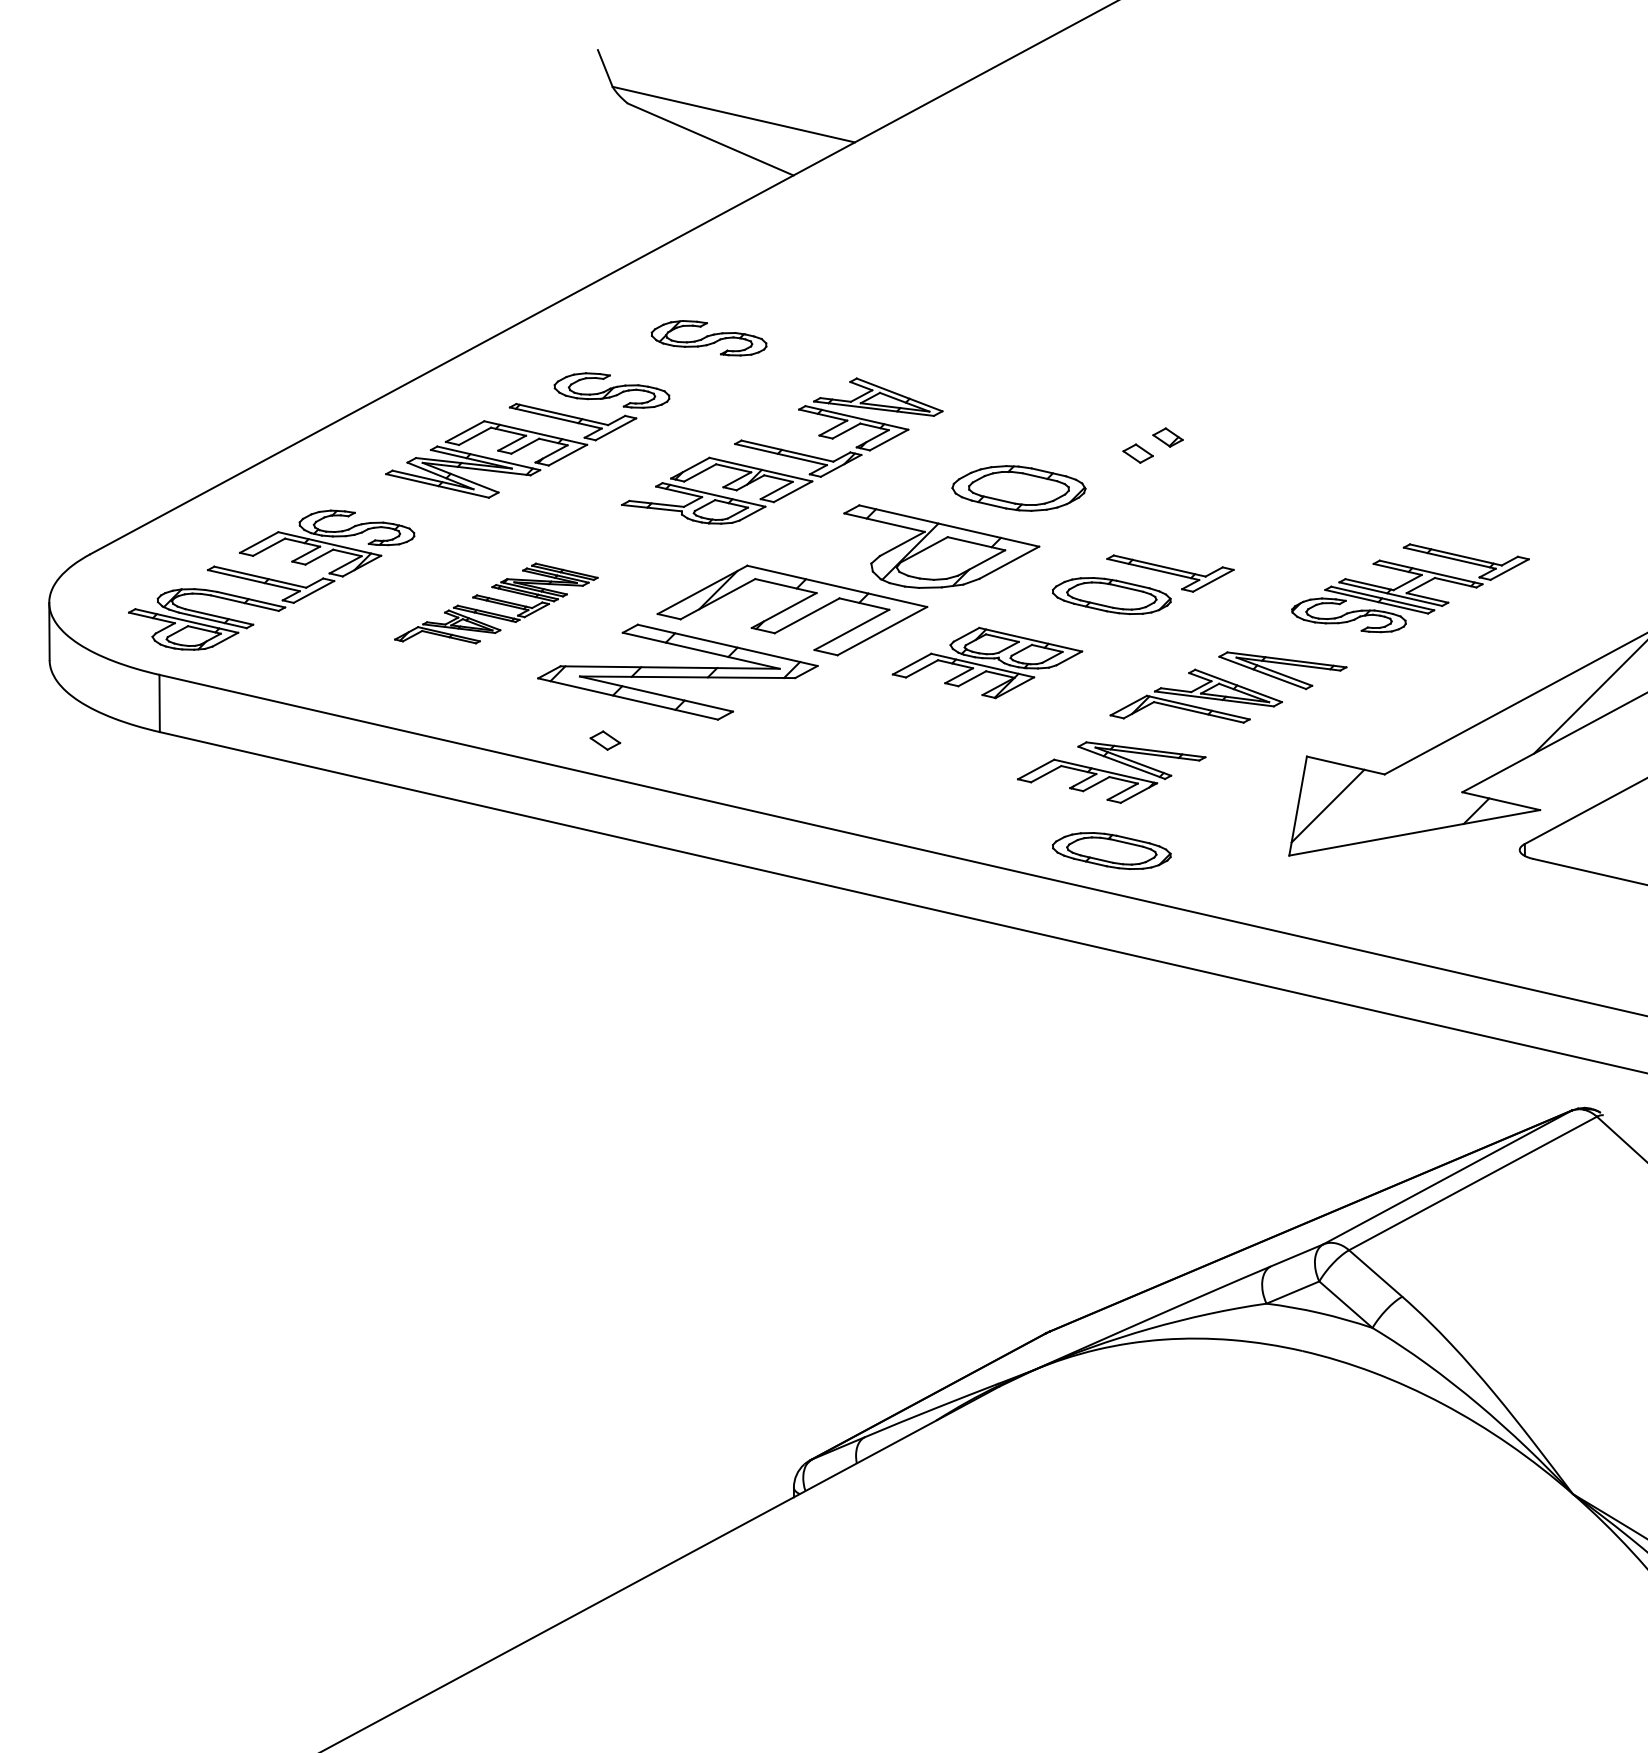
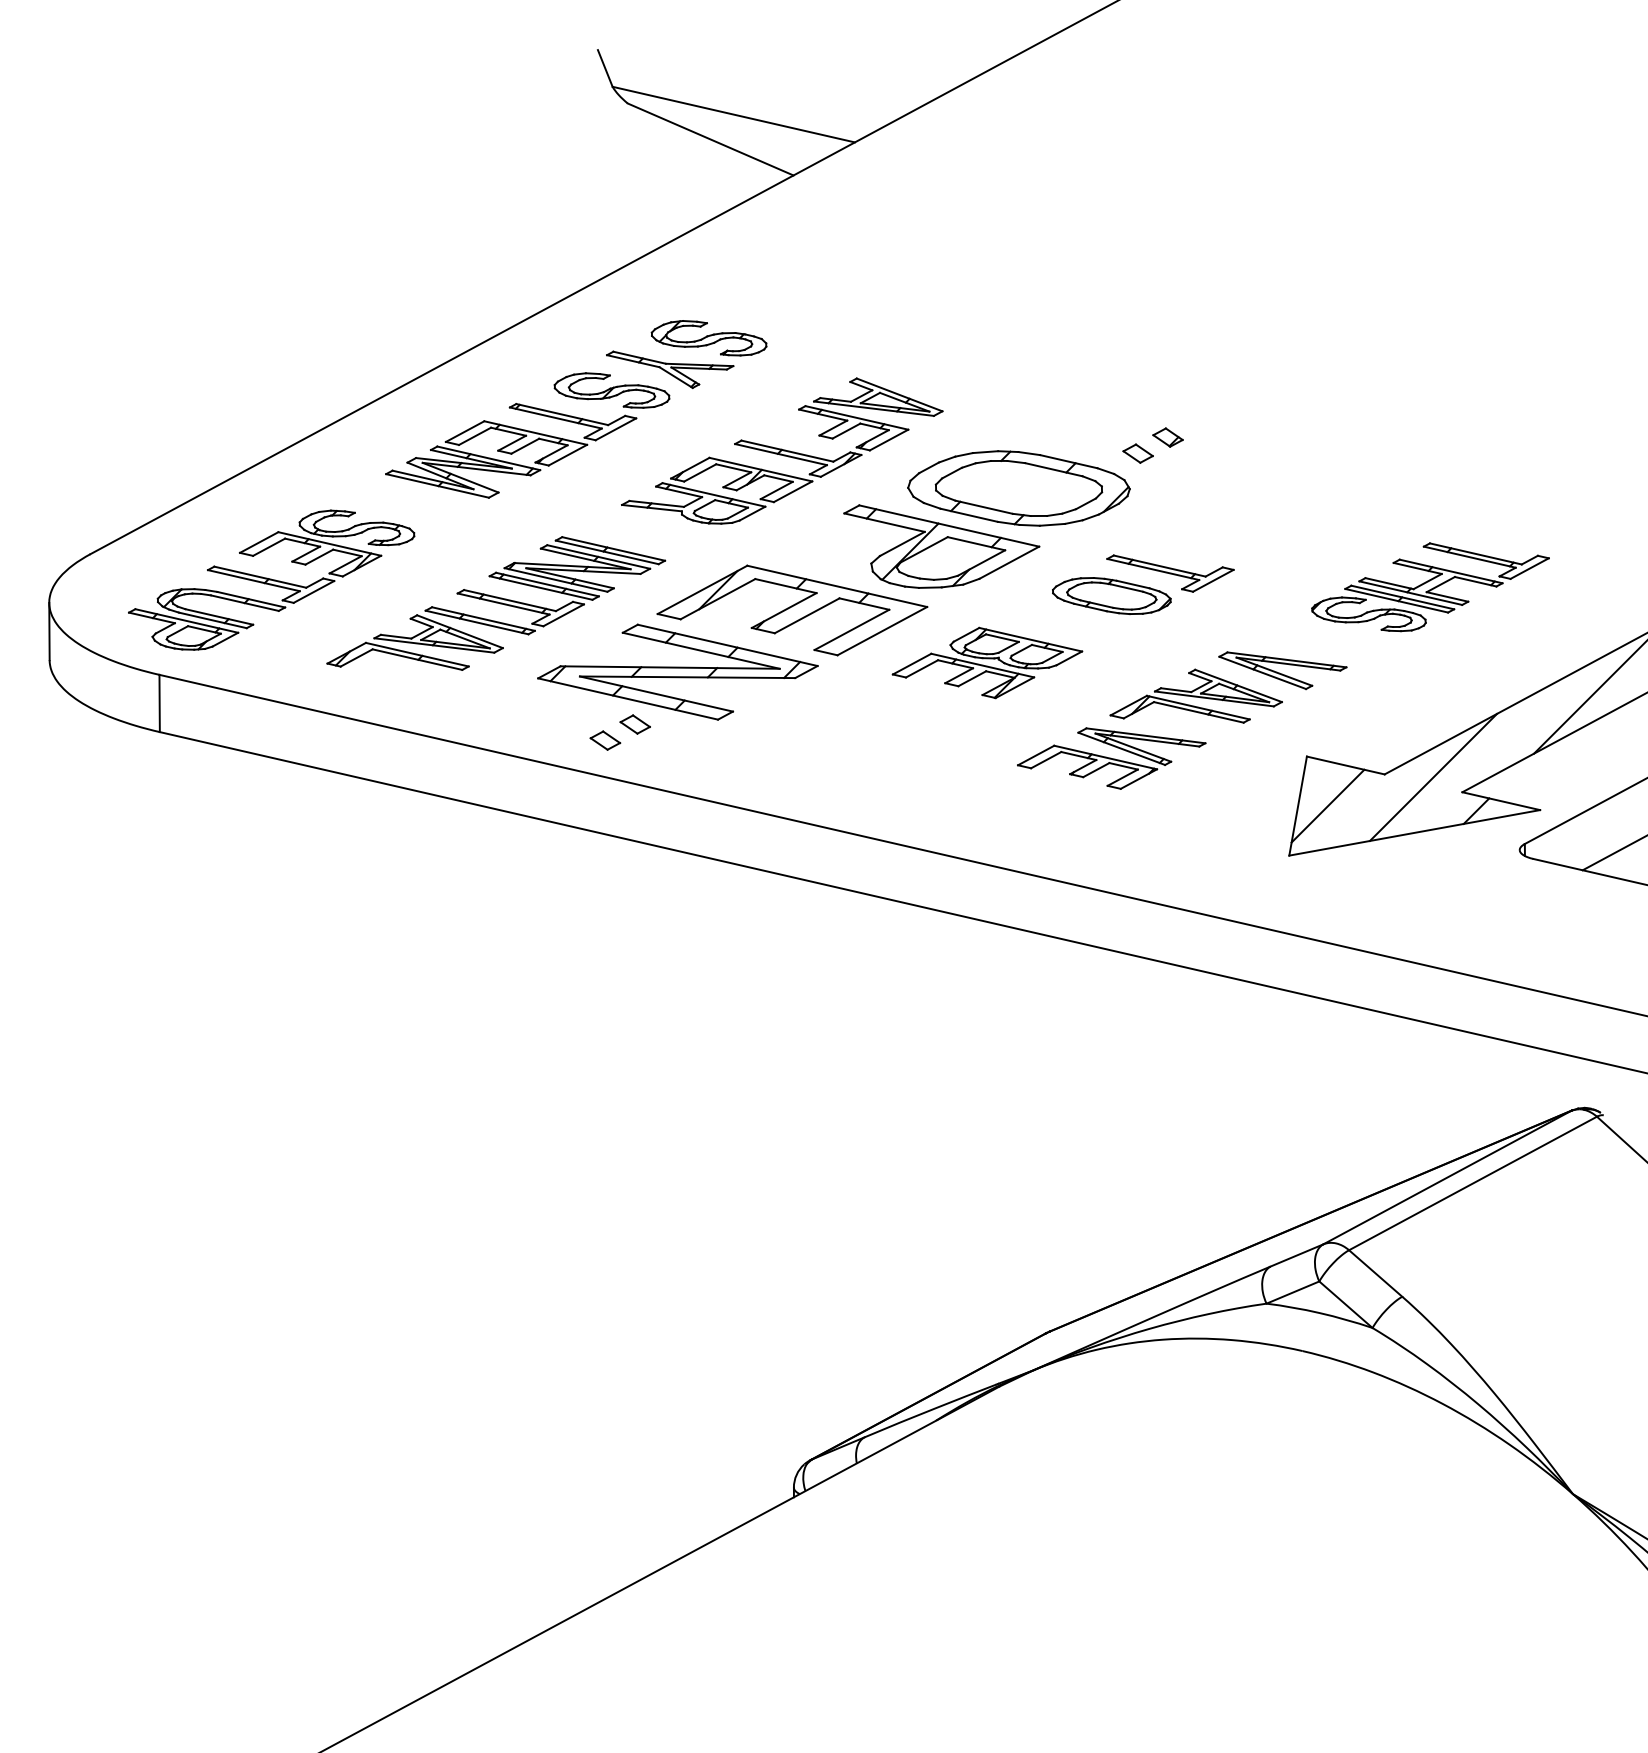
part: none -> present (670, 369)
part size: 136x47 px -> 224x77 px (1018, 488)
part position: (1410, 588) -> (1430, 587) (1430, 587)
part size: 205x83 px -> 341x135 px (496, 603)
part: none -> present (634, 724)
part position: (1111, 772) -> (1111, 758) (1111, 758)
line: none -> present (1433, 776)
part: present -> none (1111, 850)
line: none -> present (1613, 853)
